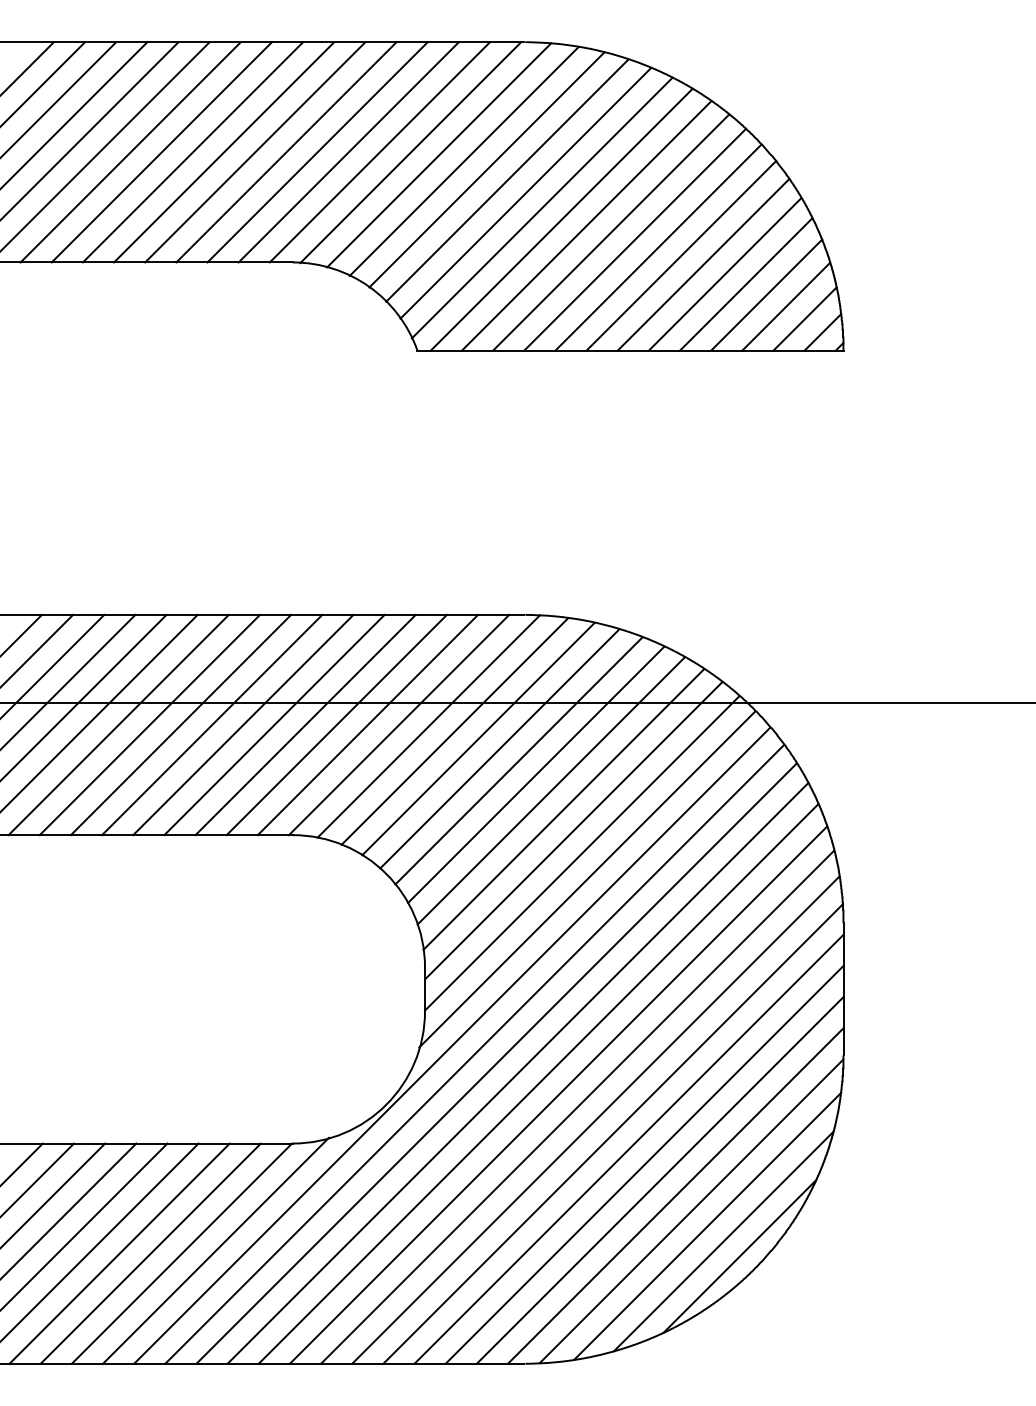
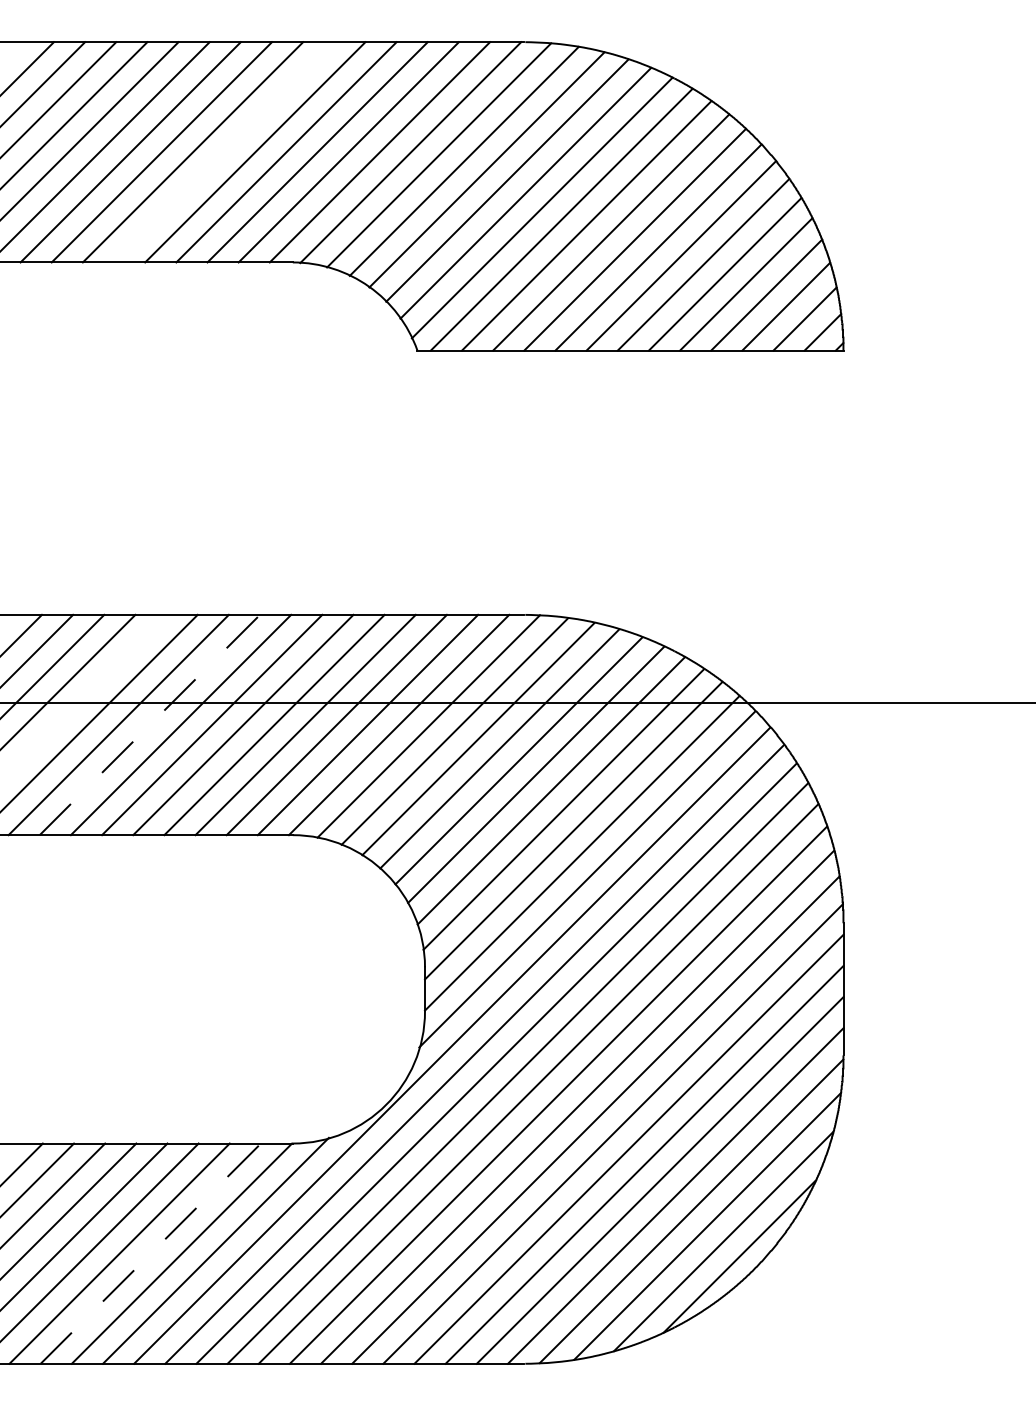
line: present -> none (224, 152)
line: present -> none (84, 696)
line: solid -> dashed (149, 725)
line: solid -> dashed (150, 1253)
